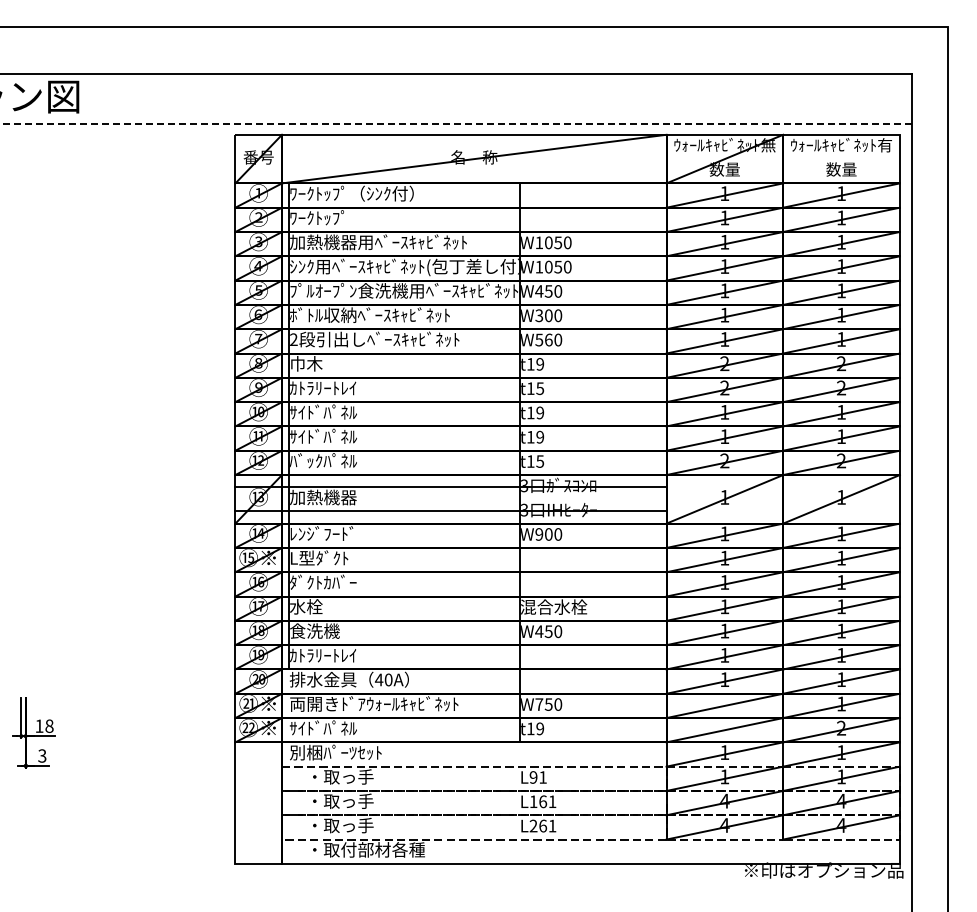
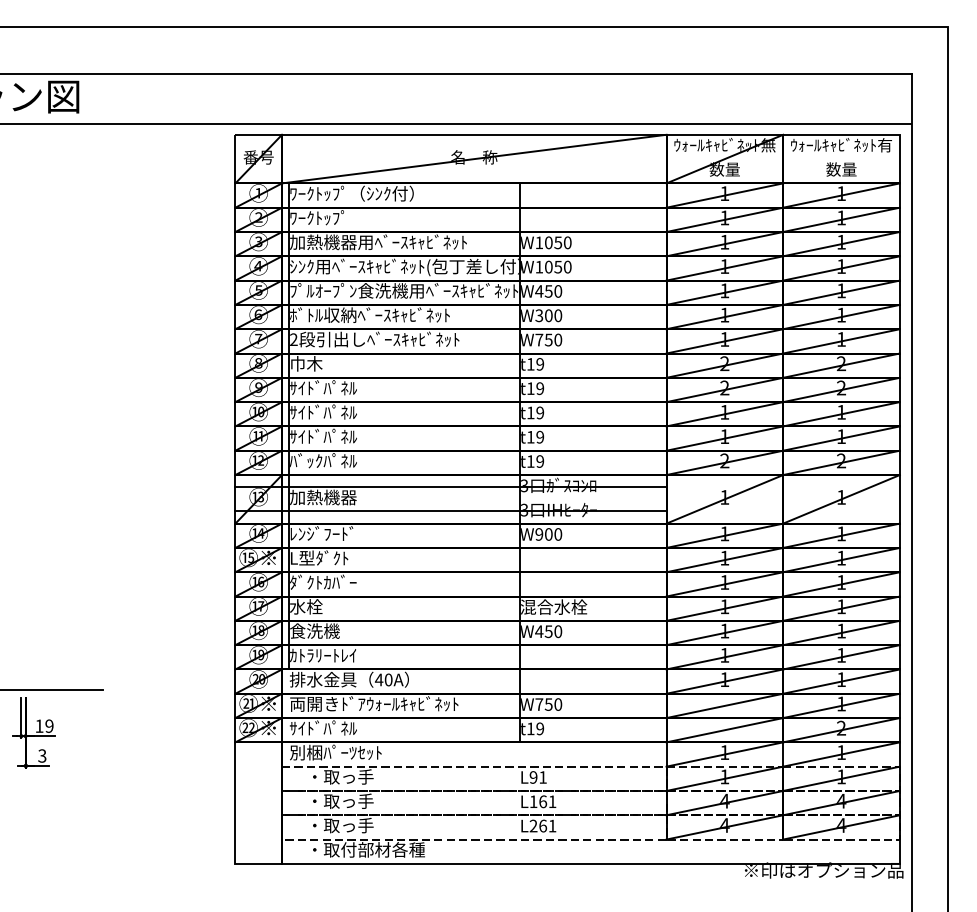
line: dashed -> solid (455, 123)
text: W560 -> W750 (543, 339)
text: ｶﾄﾗﾘｰﾄﾚｲ -> ｻｲﾄﾞﾊﾟﾈﾙ (323, 387)
text: t15 -> t19 (540, 388)
text: t15 -> t19 (540, 461)
line: none -> present (52, 689)
text: 18 -> 19 (49, 725)
